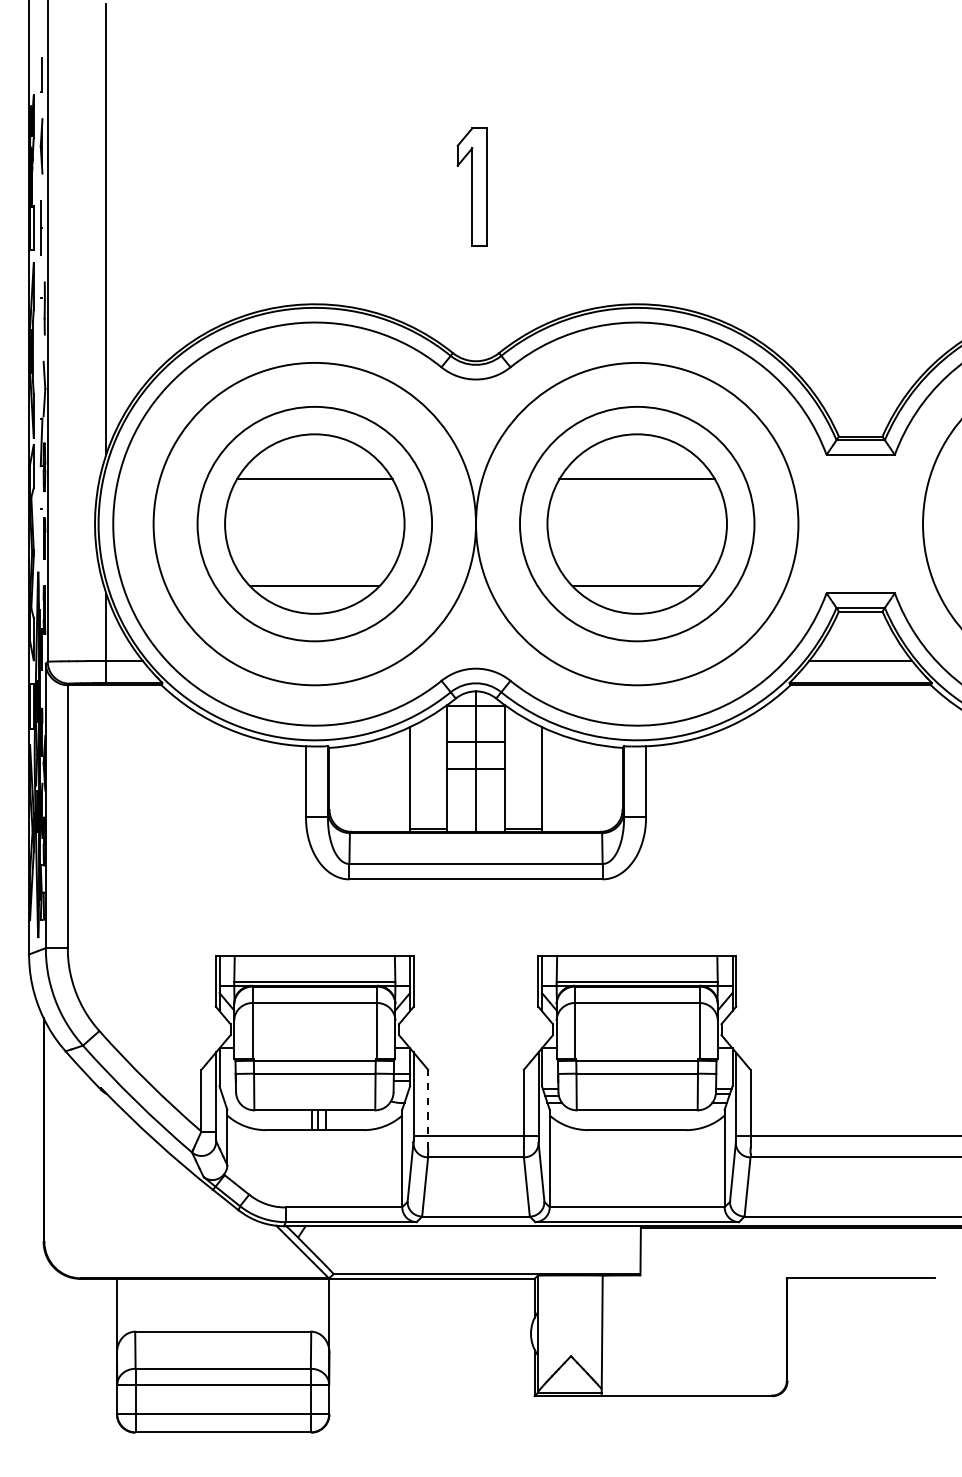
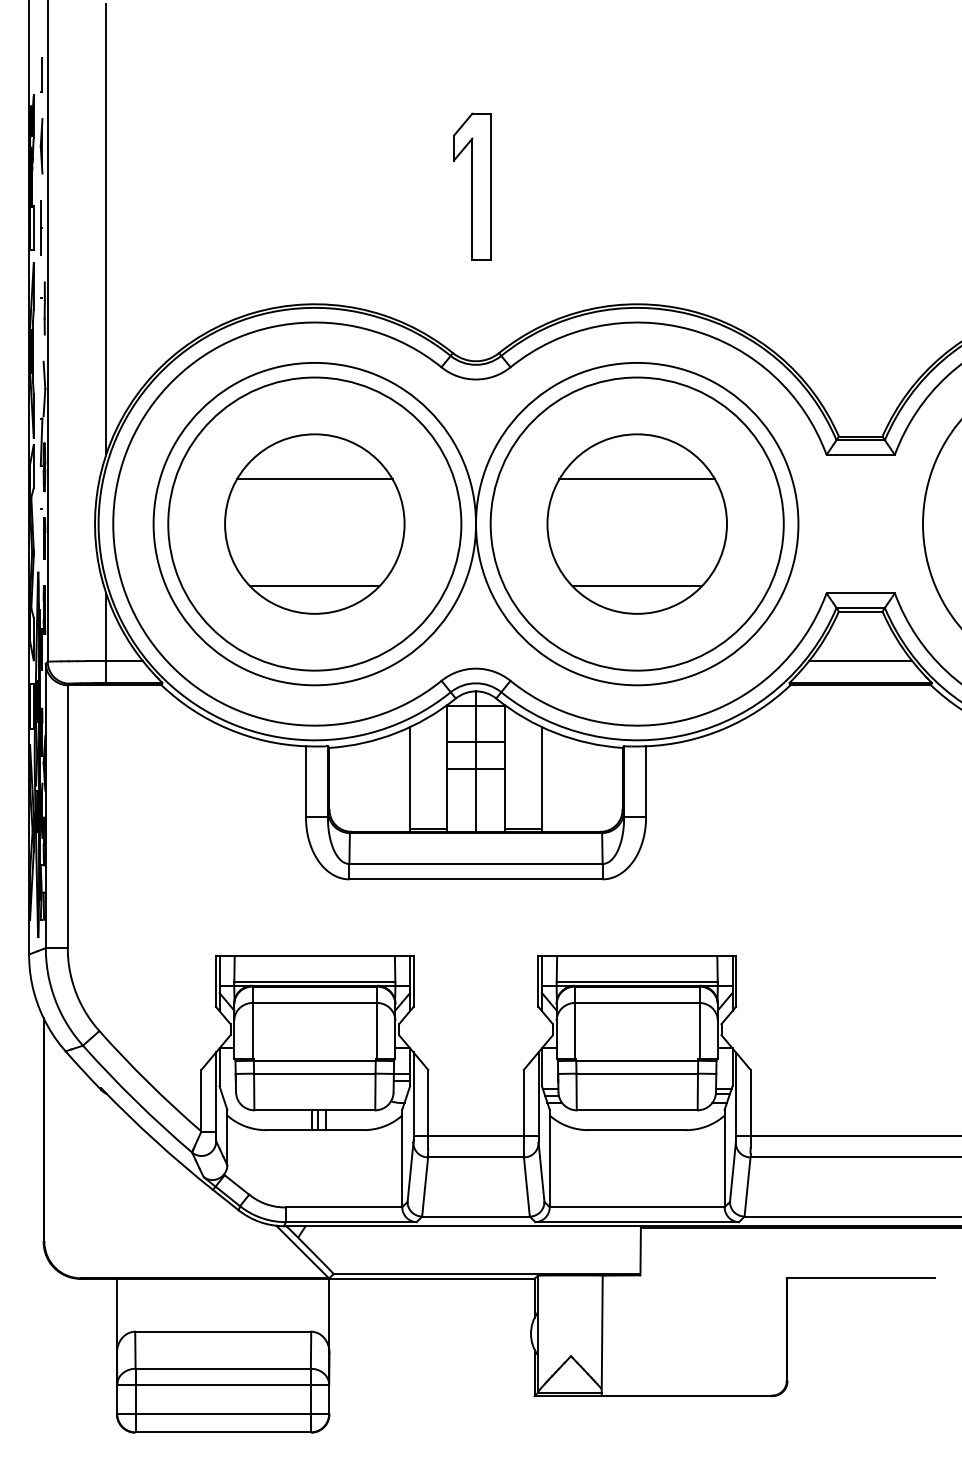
part size: 32x120 px -> 39x149 px (472, 186)
circle diameter: 234 px -> 293 px (314, 523)
circle diameter: 234 px -> 293 px (636, 523)
line: dashed -> solid (428, 1109)
